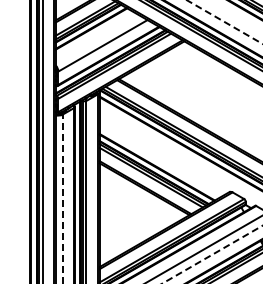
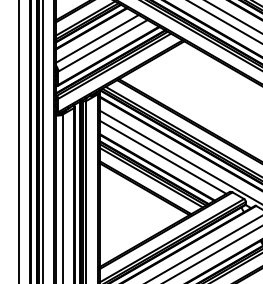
line: none -> present (233, 17)
line: dashed -> solid (225, 22)
line: none -> present (96, 38)
line: none -> present (18, 141)
line: none -> present (162, 156)
line: none -> present (179, 156)
line: dashed -> solid (62, 198)
line: dashed -> solid (212, 254)
